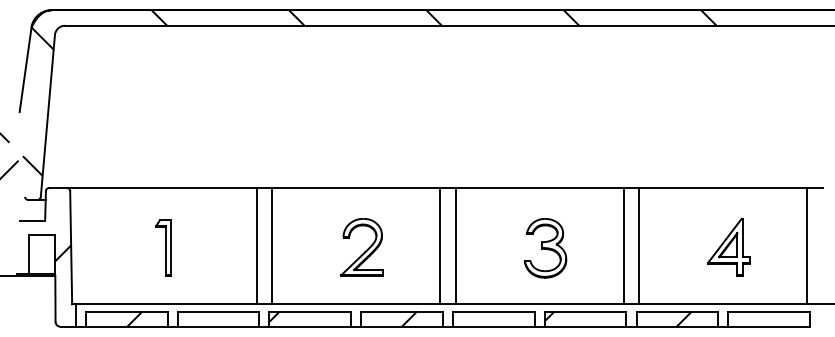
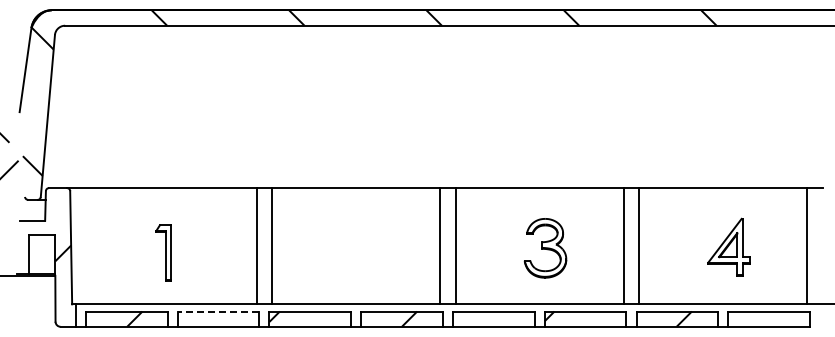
part position: (163, 247) -> (163, 252) (163, 252)
part: present -> none (361, 247)
line: solid -> dashed (218, 311)
